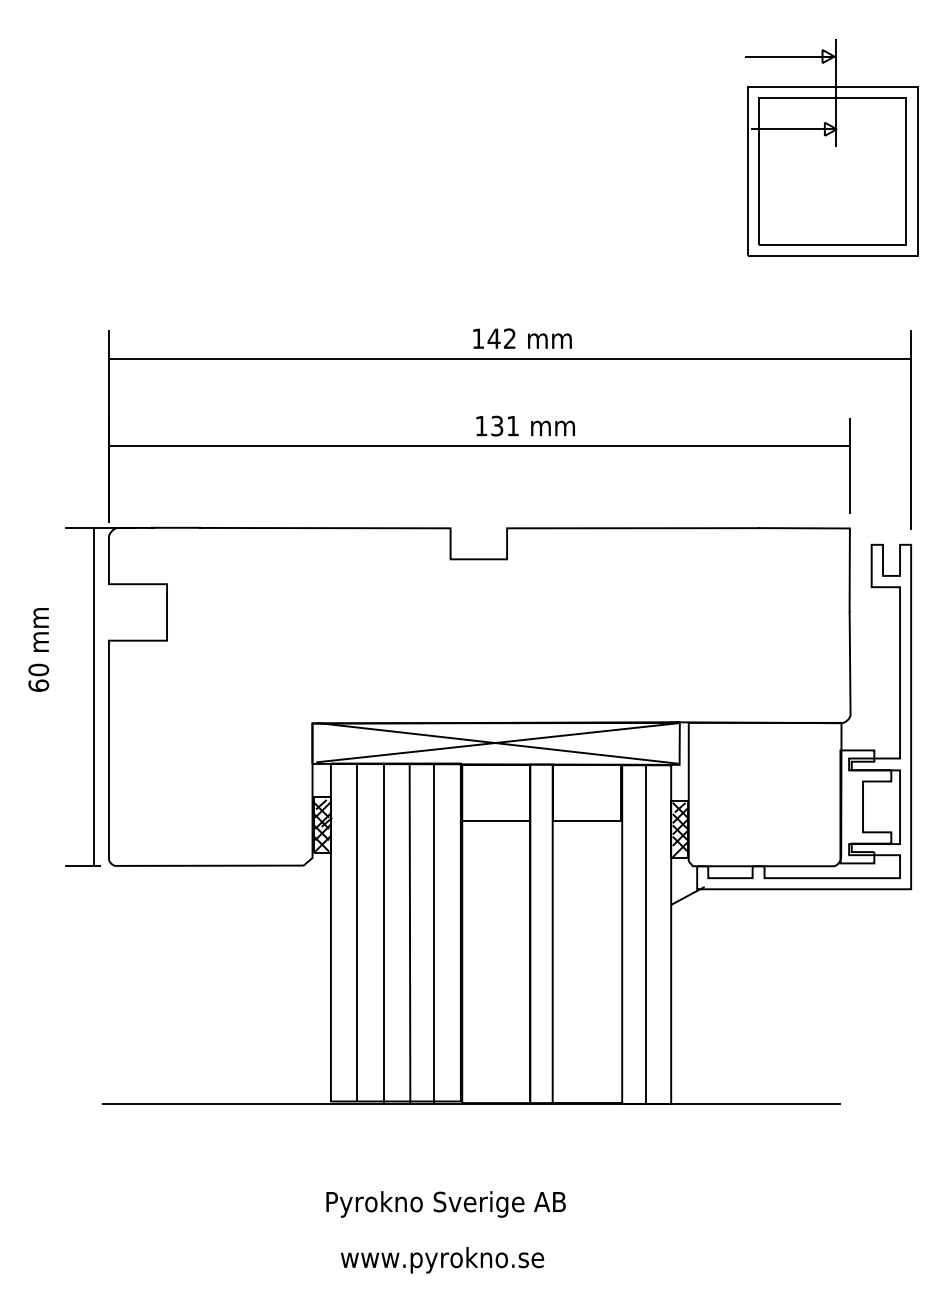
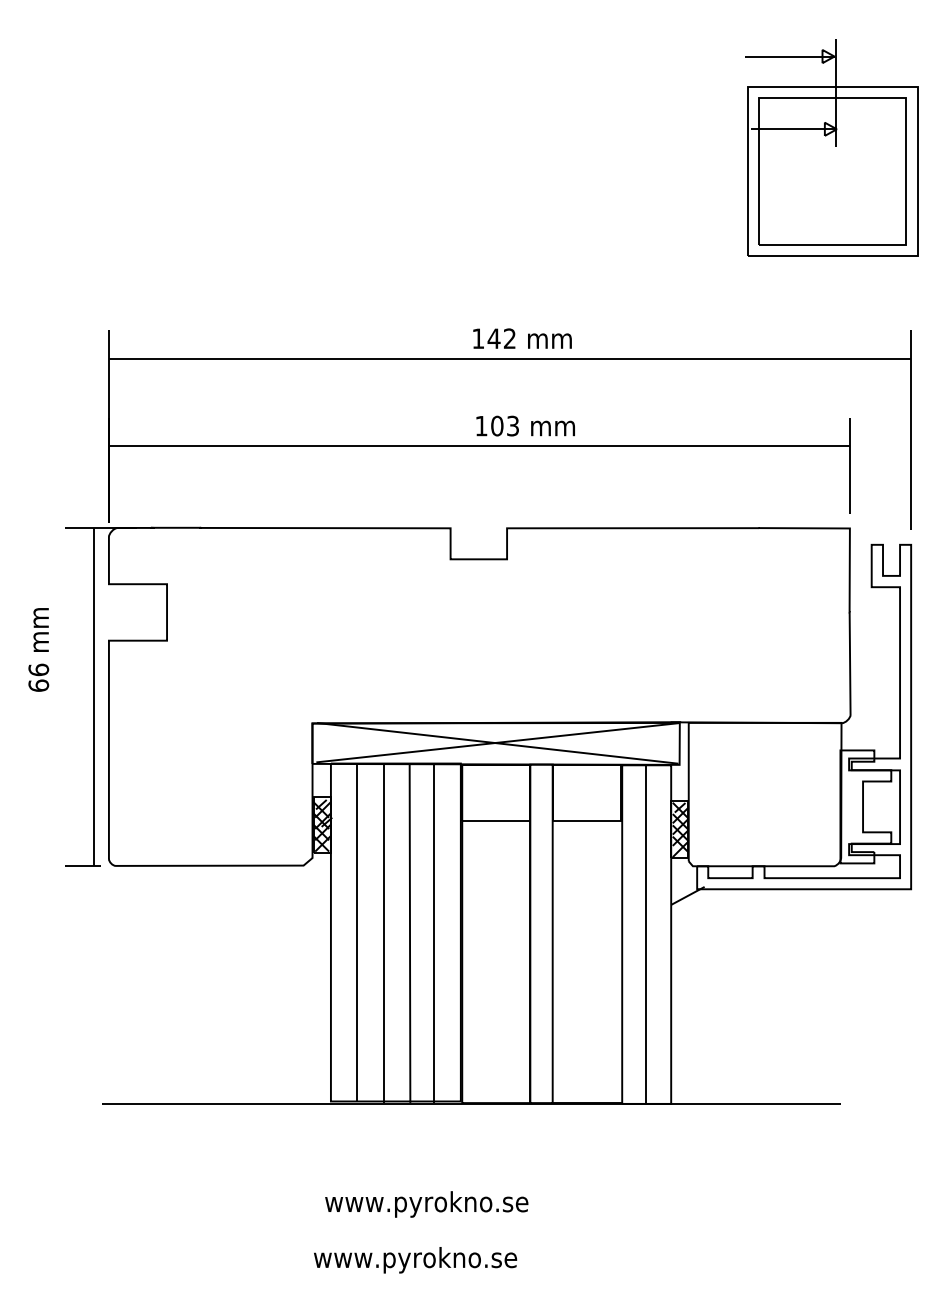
text: 131 -> 103 (504, 425)
text: 60 -> 66 (38, 669)
text: Pyrokno Sverige AB -> www.pyrokno.se (445, 1204)
text position: (442, 1260) -> (415, 1260) (415, 1260)
